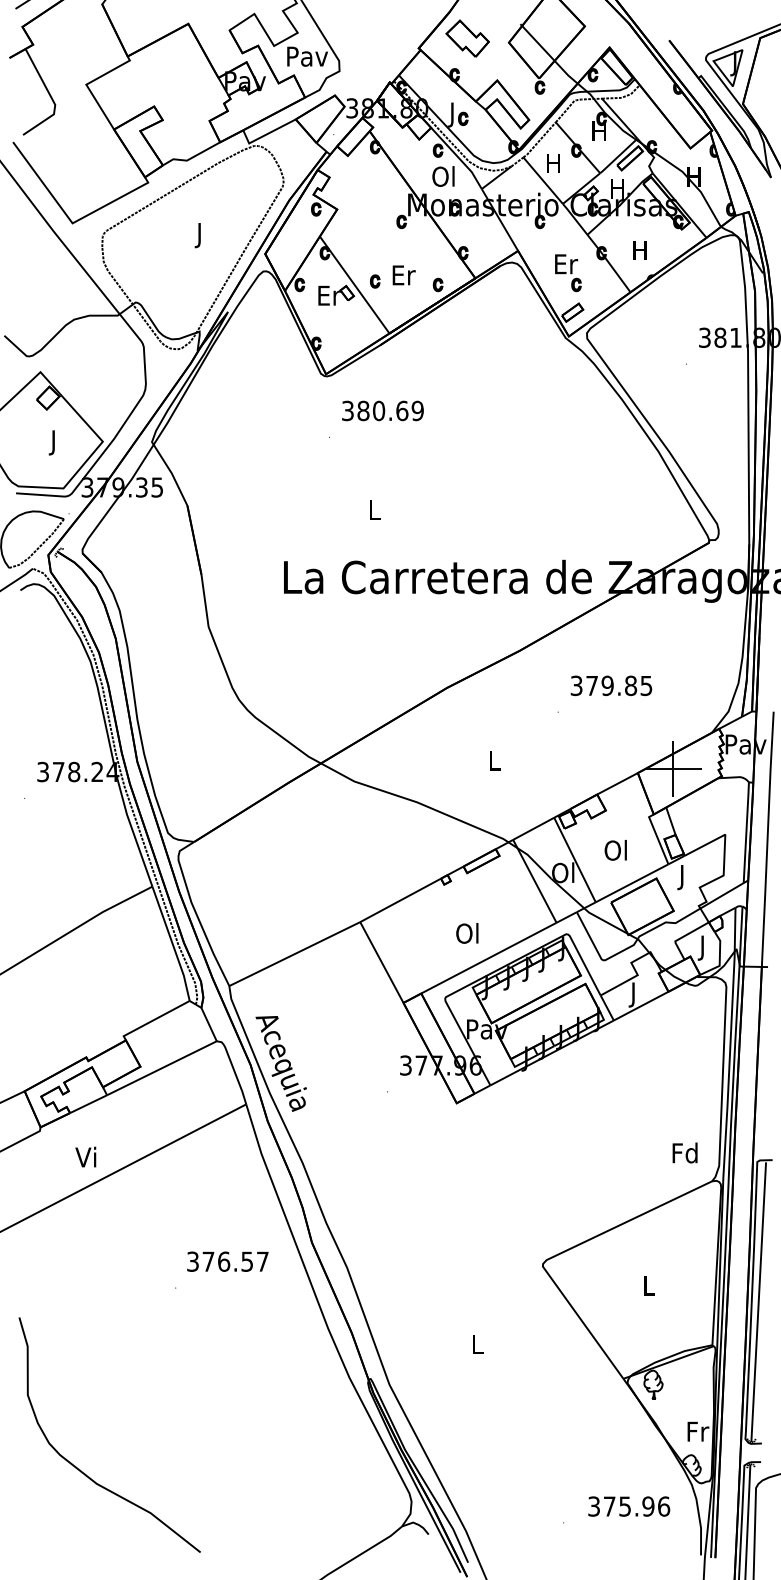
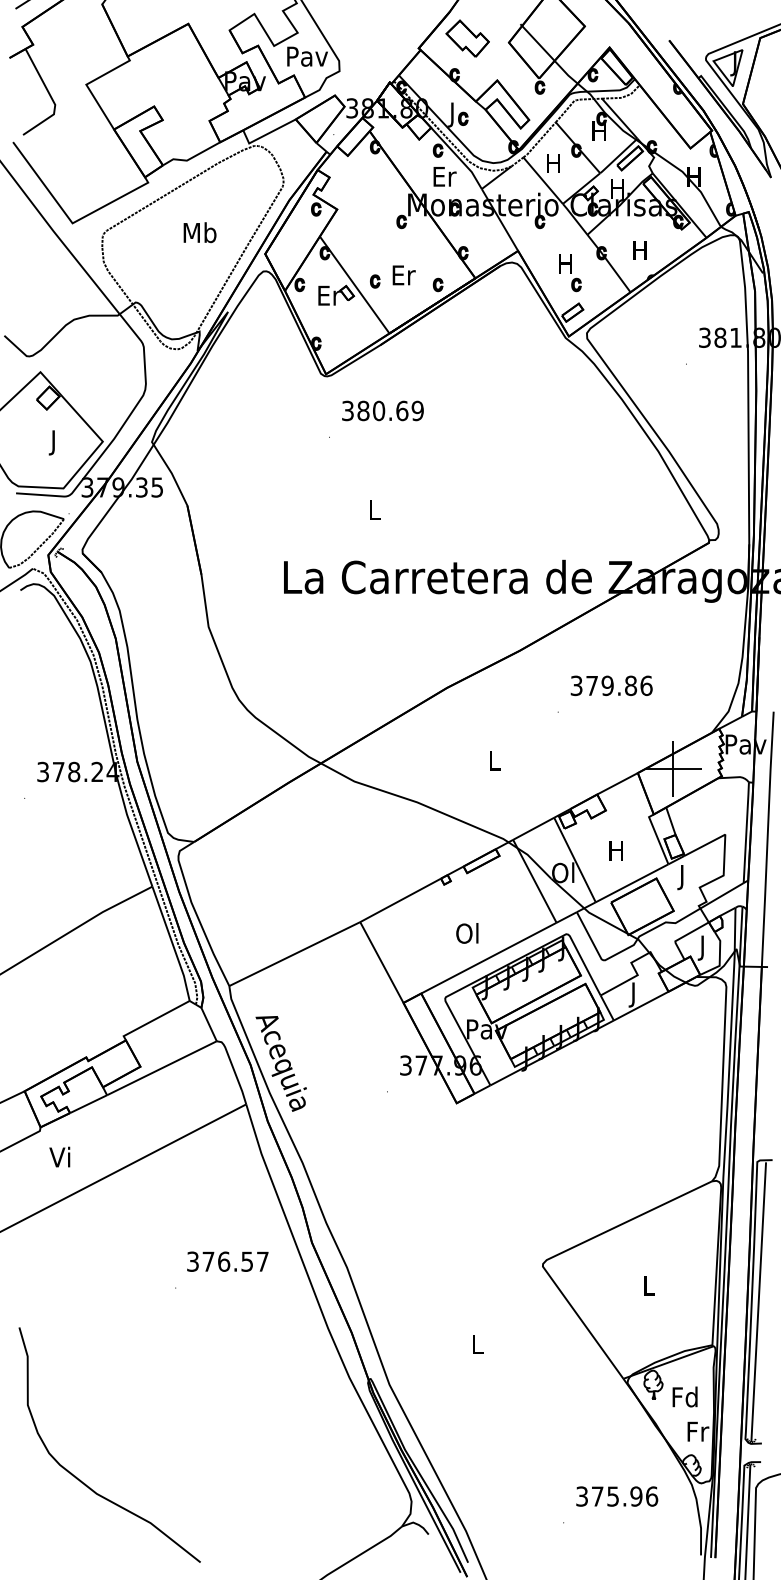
text: Ol -> Er (444, 176)
text: J -> Mb (199, 235)
text: Er -> H (566, 264)
text: 379.85 -> 379.86 (646, 685)
text: Ol -> H (615, 850)
text position: (684, 1152) -> (684, 1396) (684, 1396)
text position: (85, 1156) -> (59, 1156) (59, 1156)
curve position: (80, 1469) -> (80, 1479) (80, 1479)
text position: (629, 1506) -> (617, 1496) (617, 1496)
